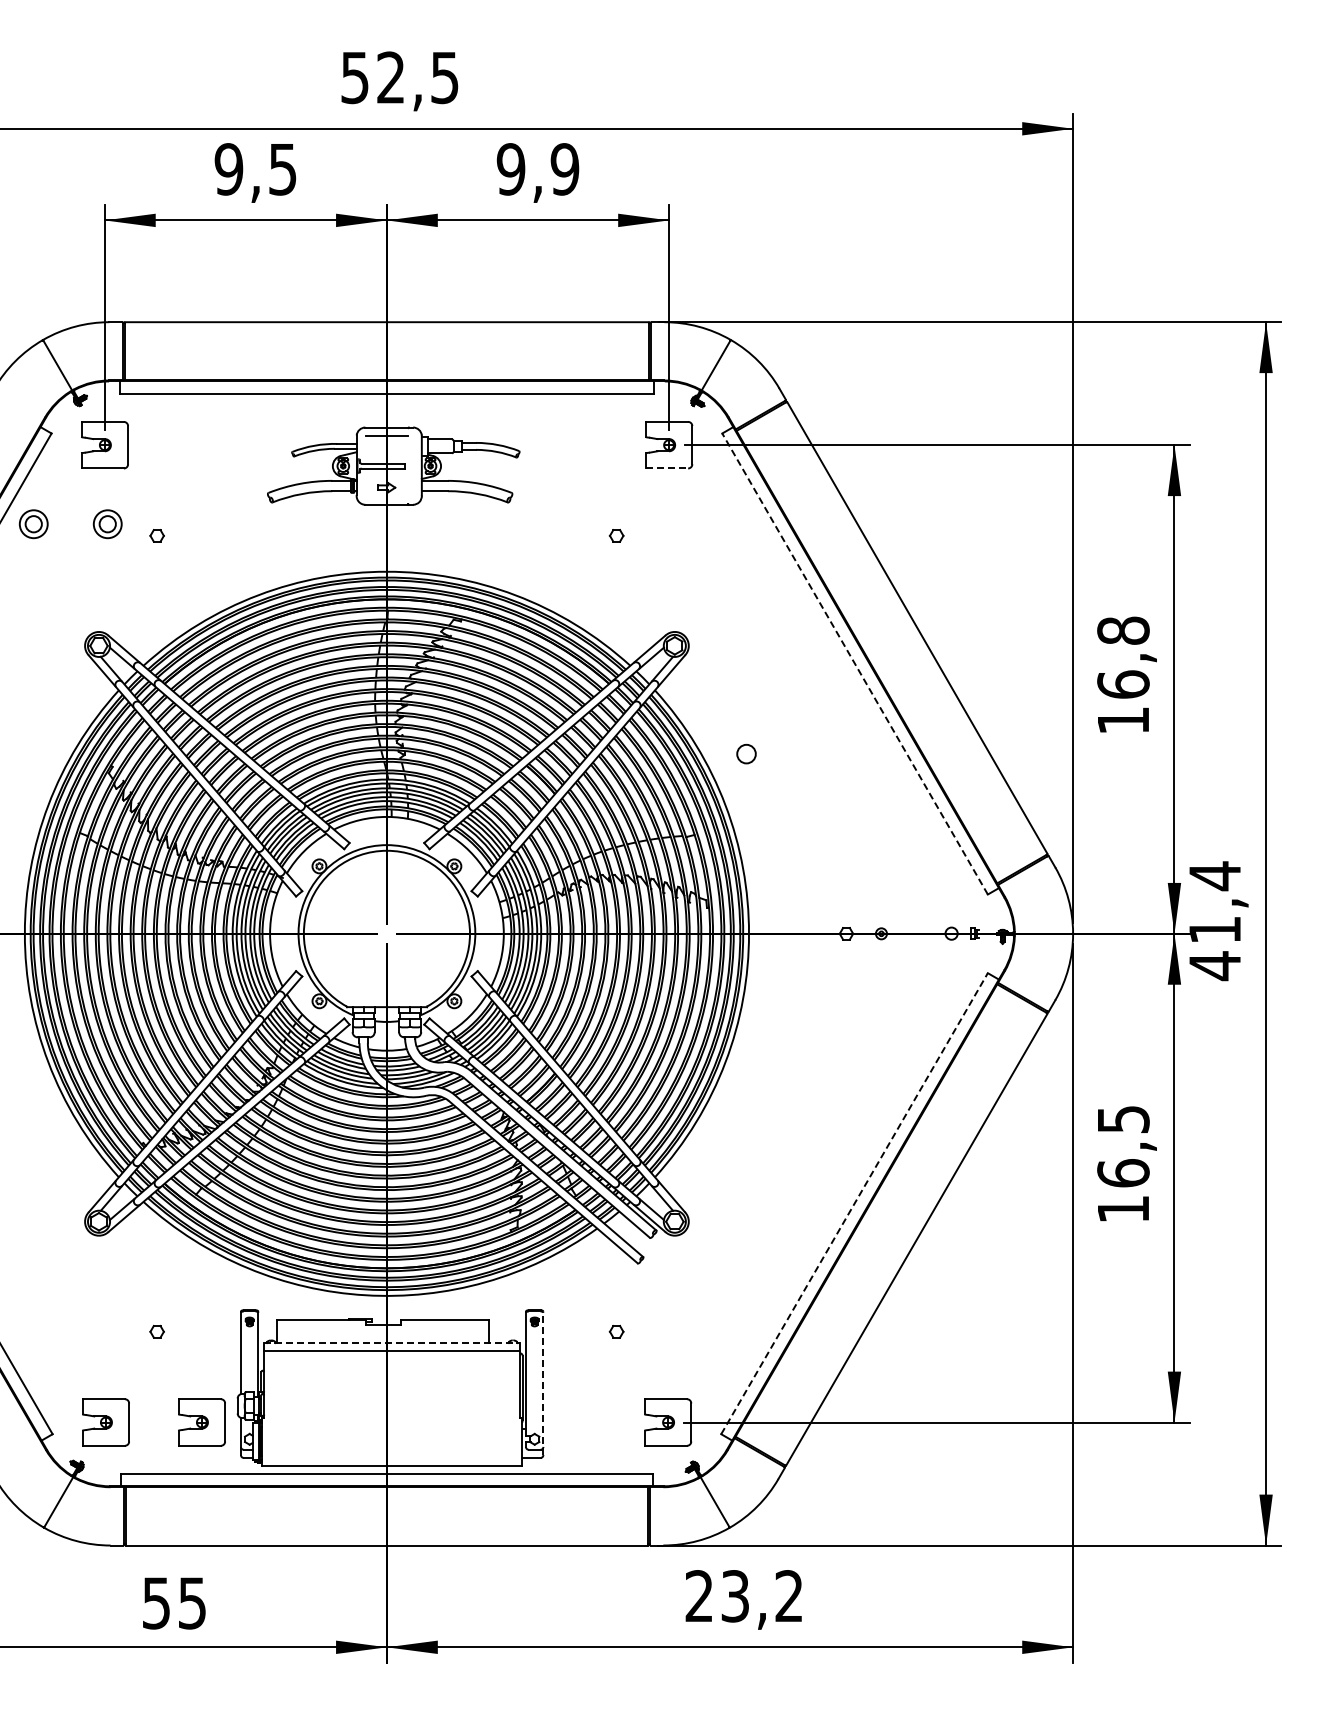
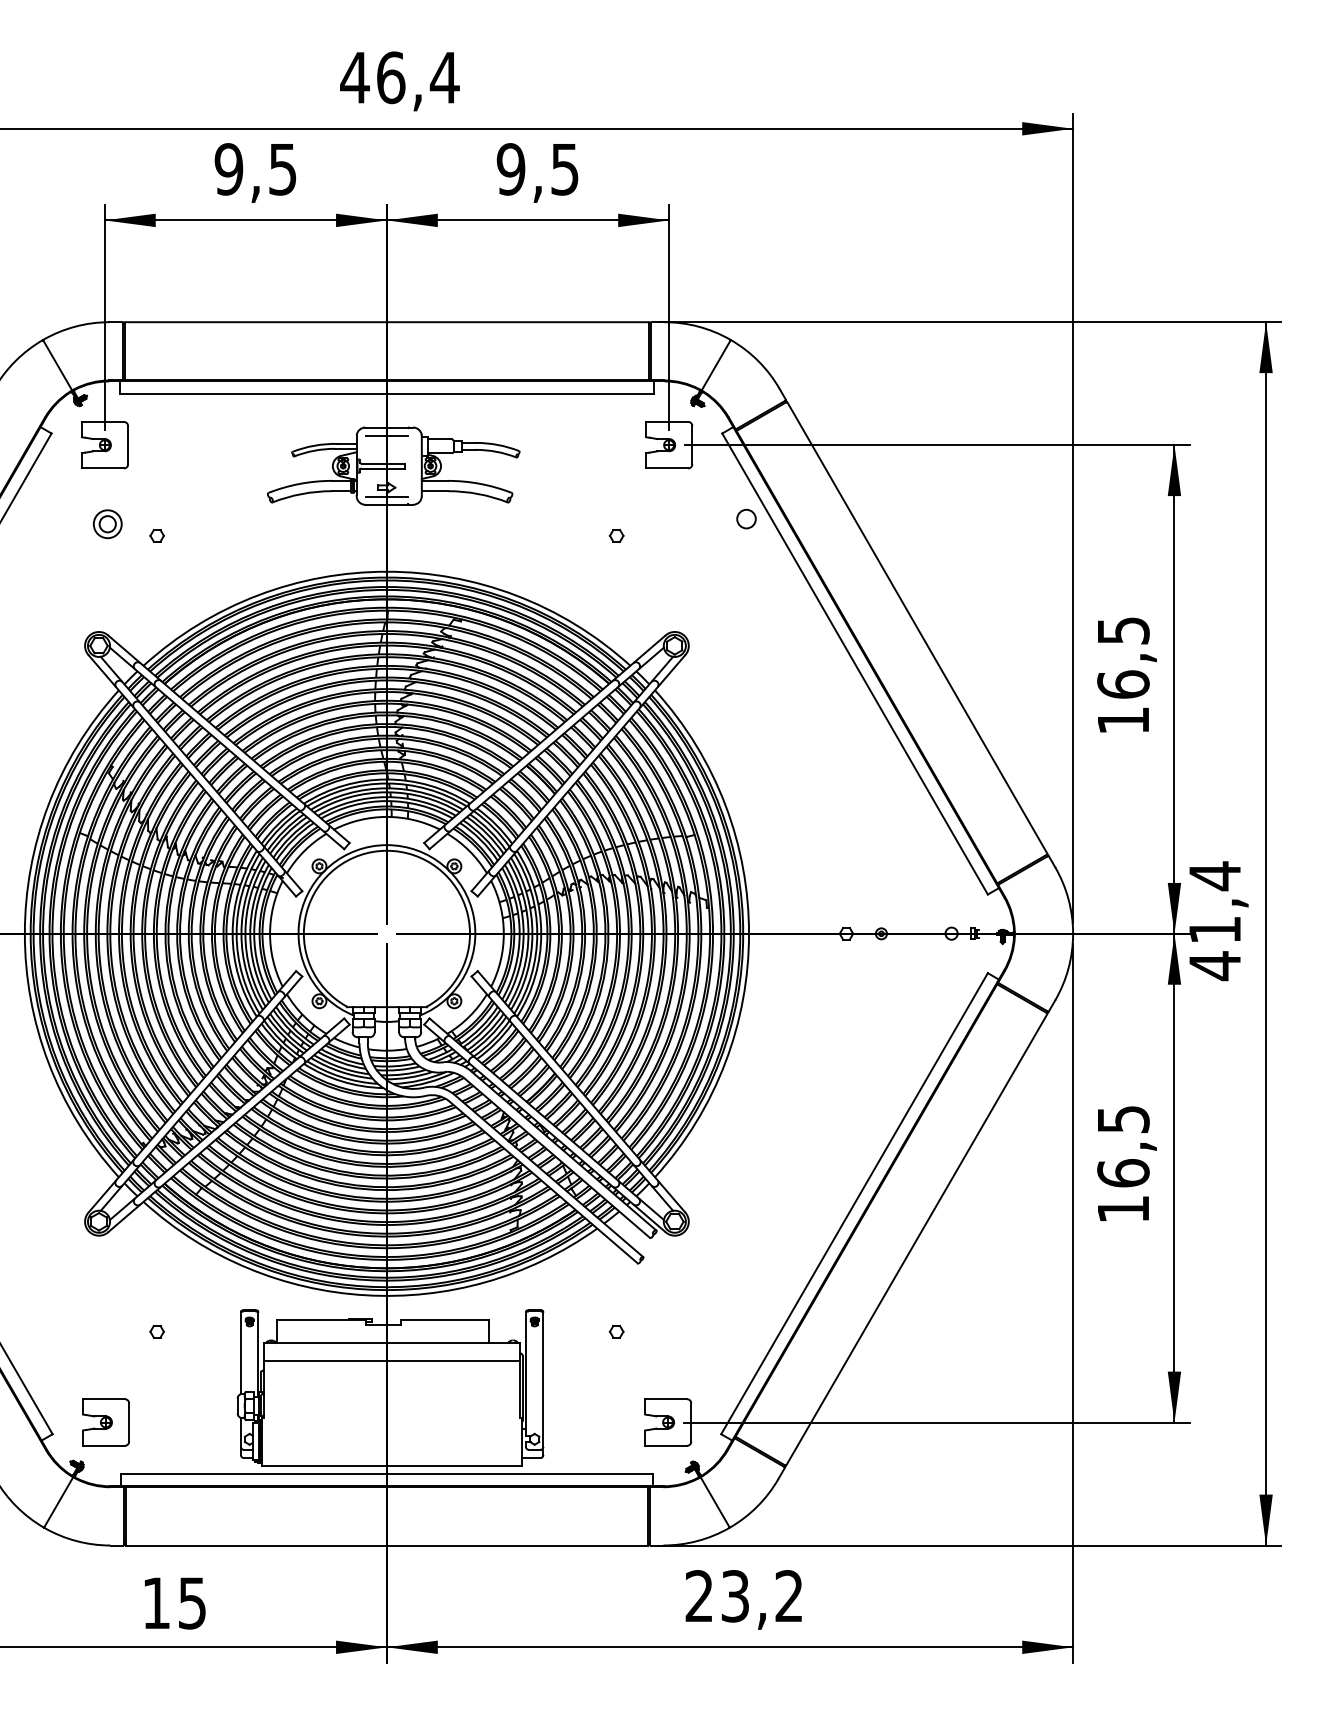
text: 52,5 -> 46,4 (399, 77)
text: 9,9 -> 9,5 (564, 169)
line: dashed -> solid (667, 468)
line: none -> present (386, 496)
part: present -> none (33, 524)
text: 16,8 -> 16,5 (1123, 630)
line: dashed -> solid (854, 663)
circle position: (746, 753) -> (746, 518) (746, 518)
line: dashed -> solid (854, 1203)
line: dashed -> solid (392, 1343)
line position: (392, 1350) -> (392, 1360) (392, 1360)
line: dashed -> solid (543, 1383)
part: present -> none (201, 1422)
text: 55 -> 15 (156, 1603)
